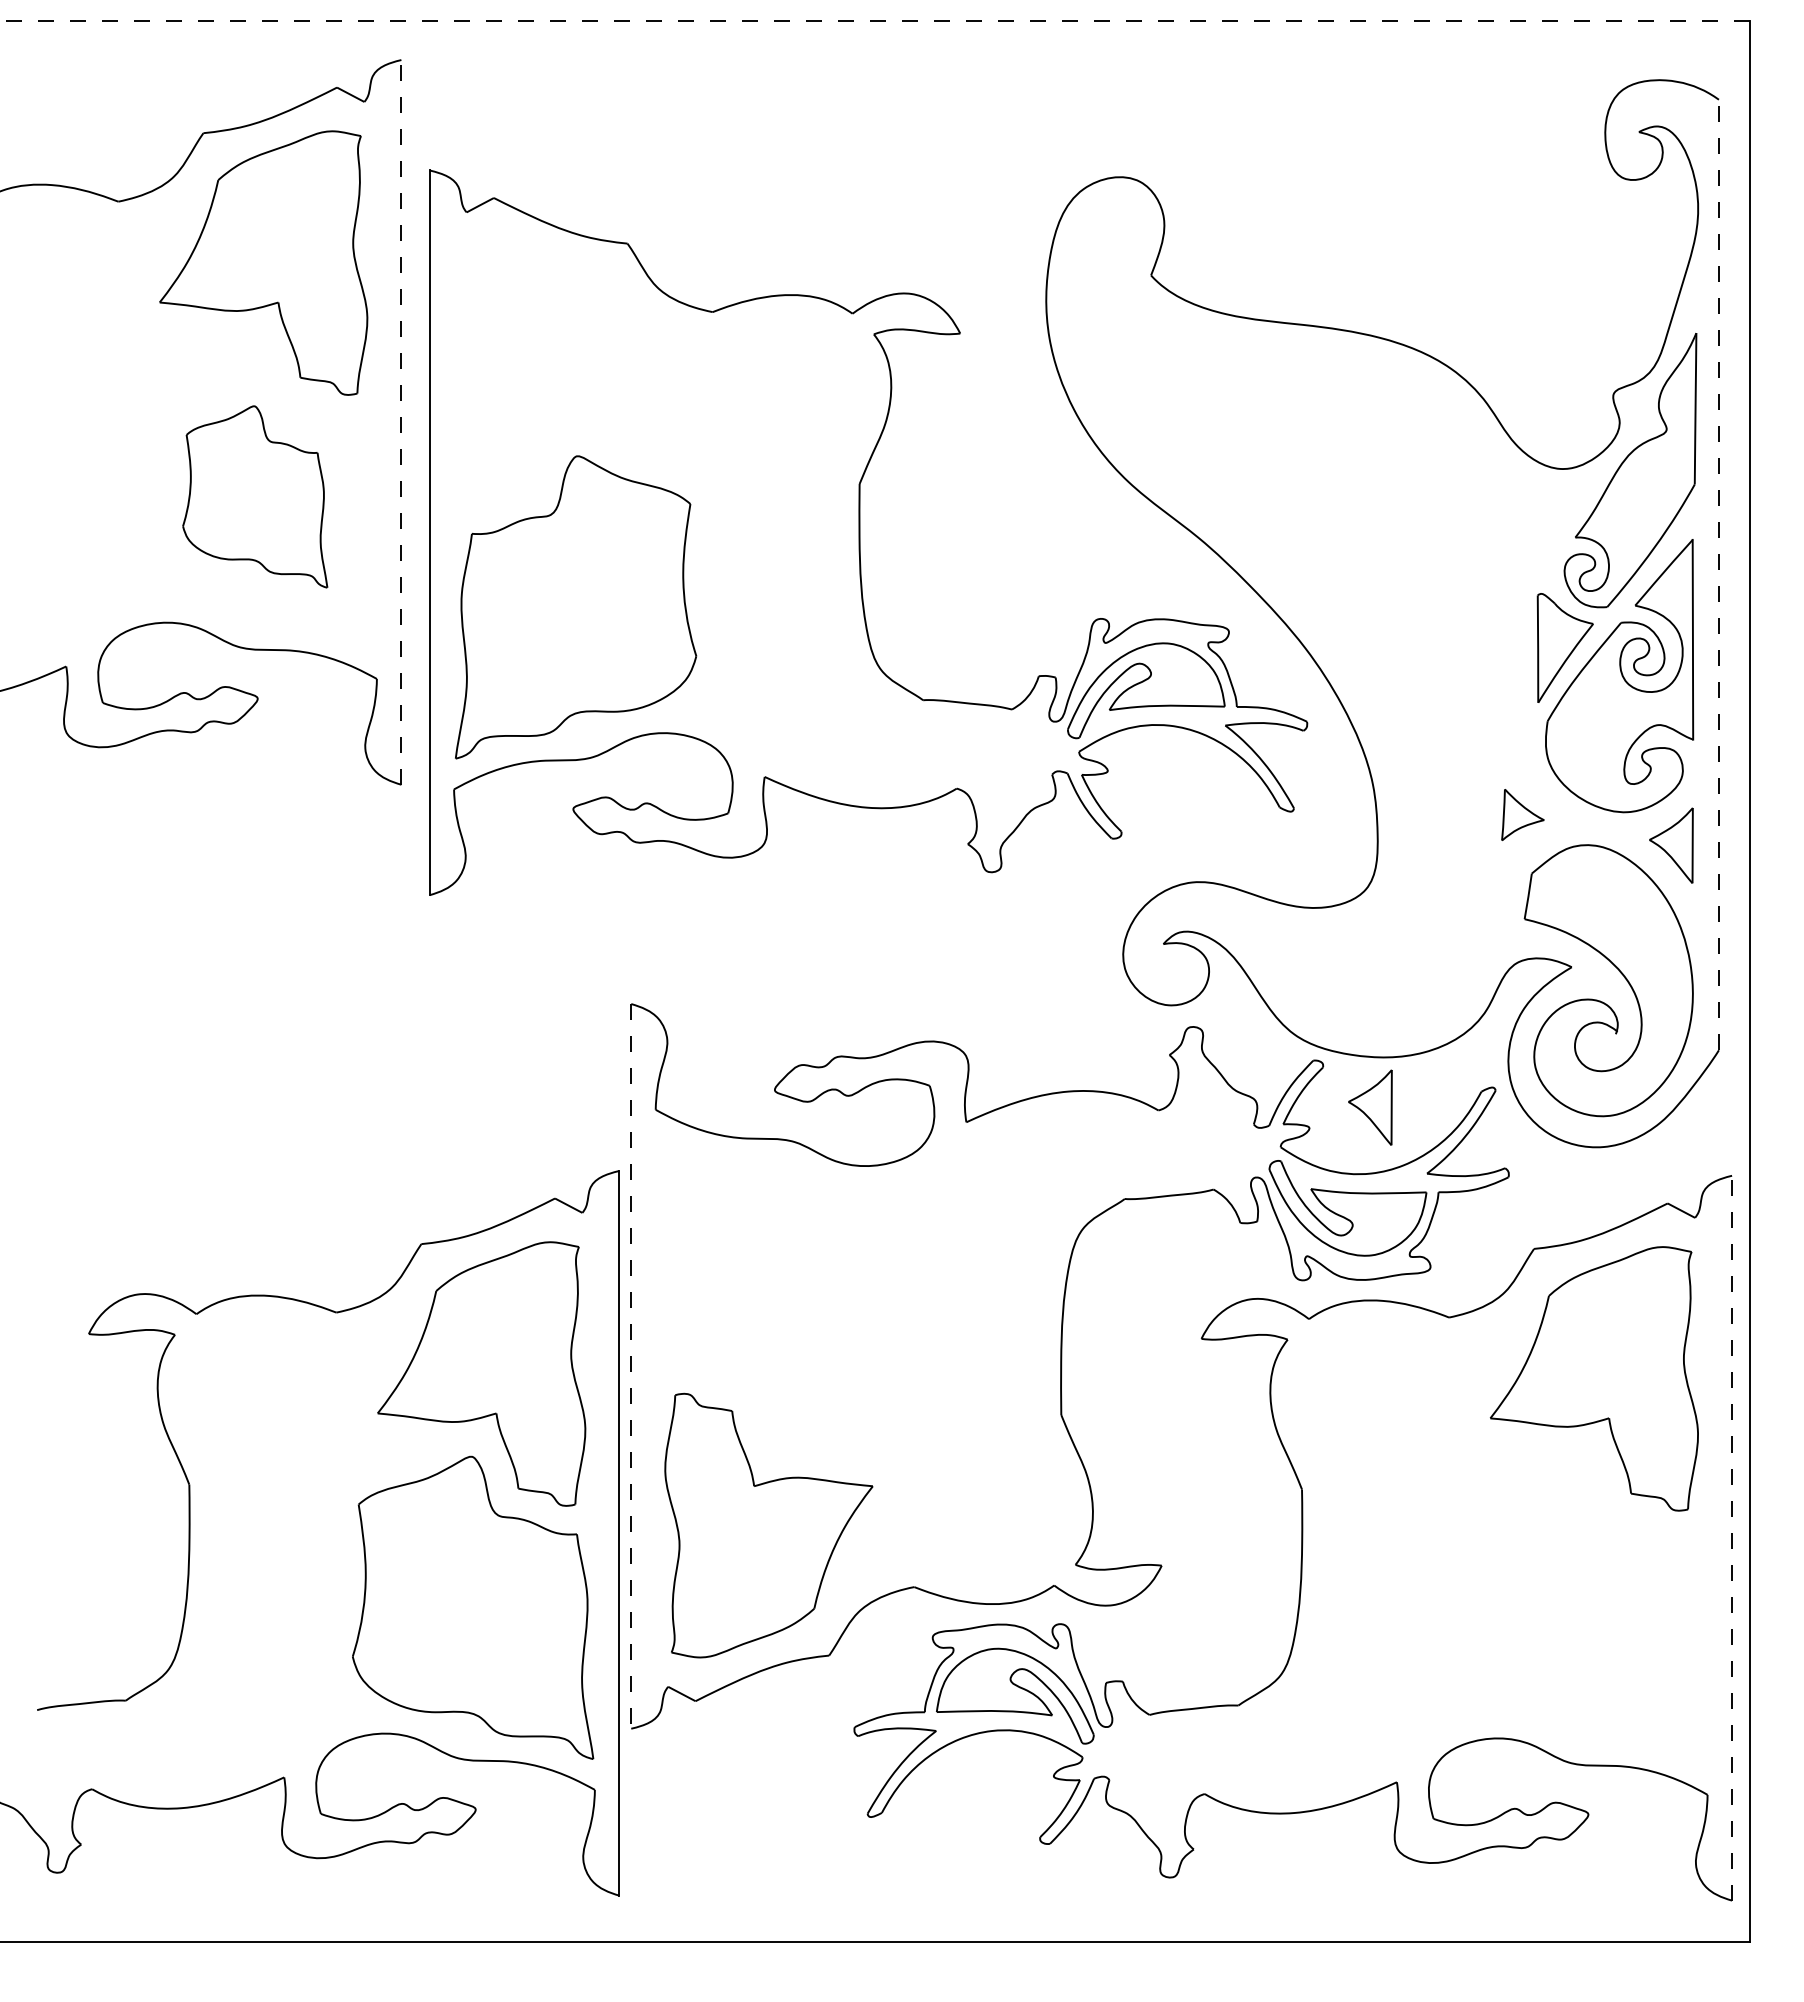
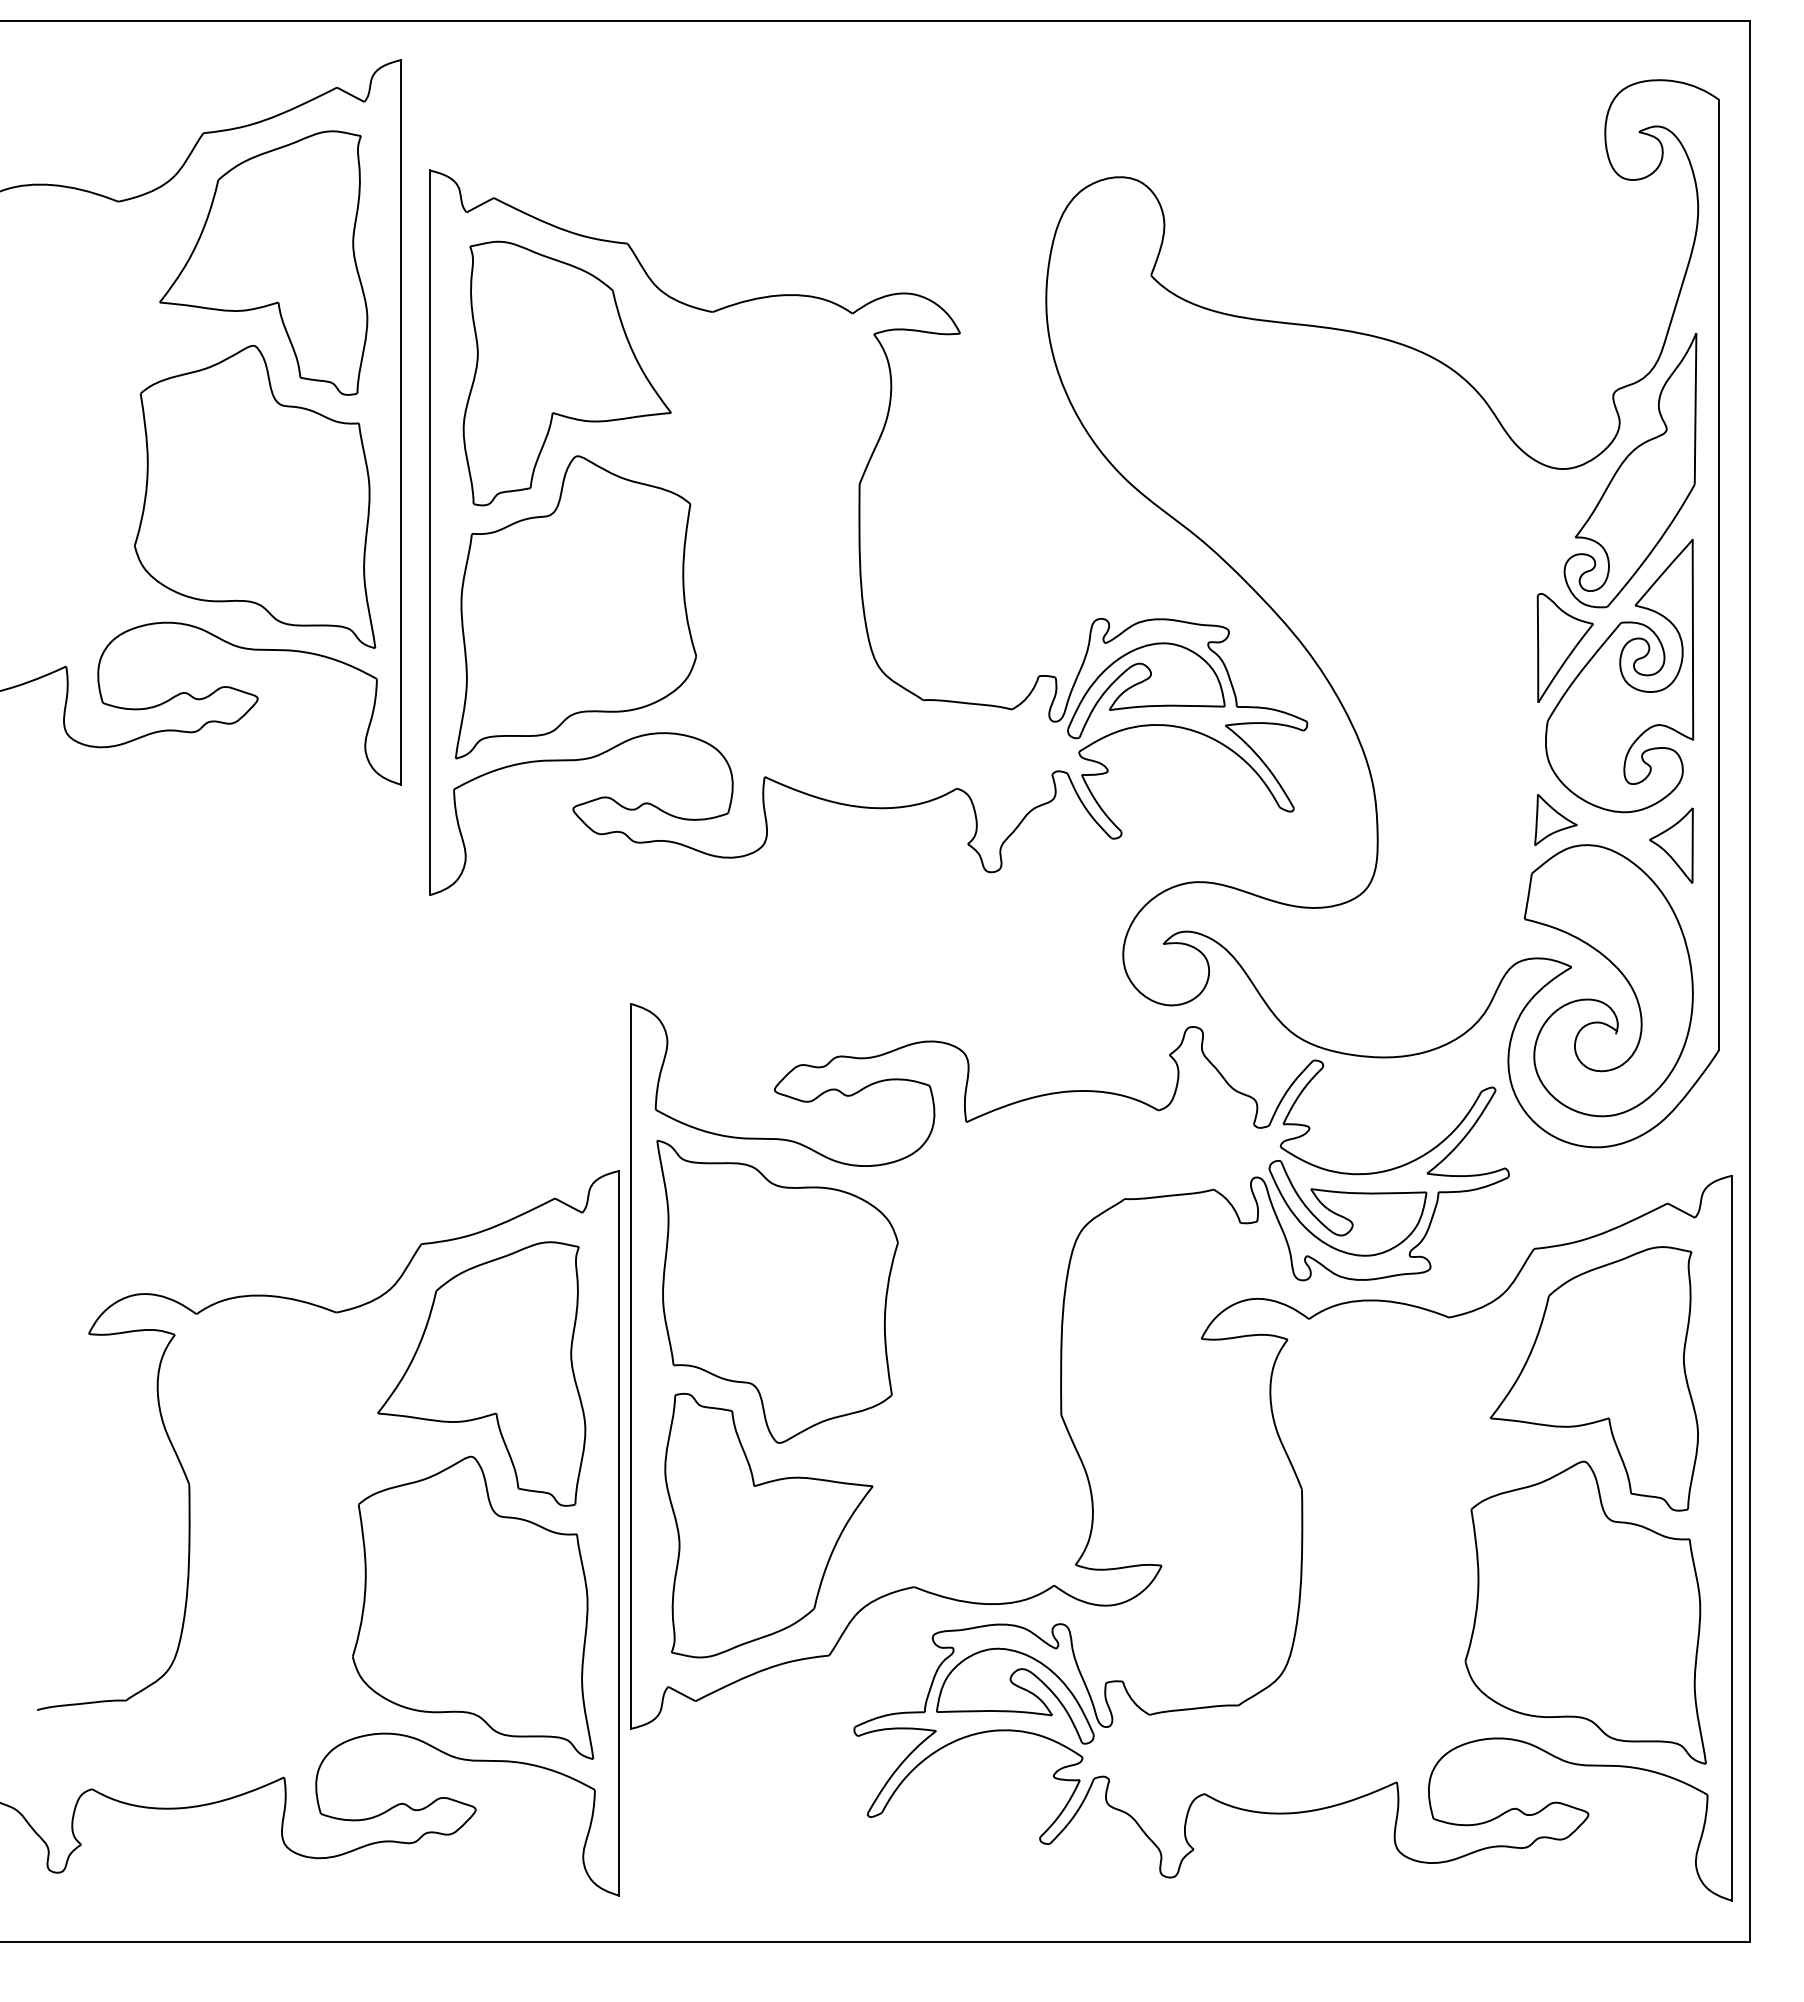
line: dashed -> solid (875, 21)
part: none -> present (566, 373)
line: dashed -> solid (401, 421)
part size: 147x184 px -> 243x304 px (255, 496)
line: dashed -> solid (1718, 574)
part position: (1522, 814) -> (1555, 819) (1555, 819)
part: present -> none (1370, 1107)
part: none -> present (777, 1291)
line: dashed -> solid (631, 1366)
line: dashed -> solid (1732, 1537)
part: none -> present (1585, 1612)
